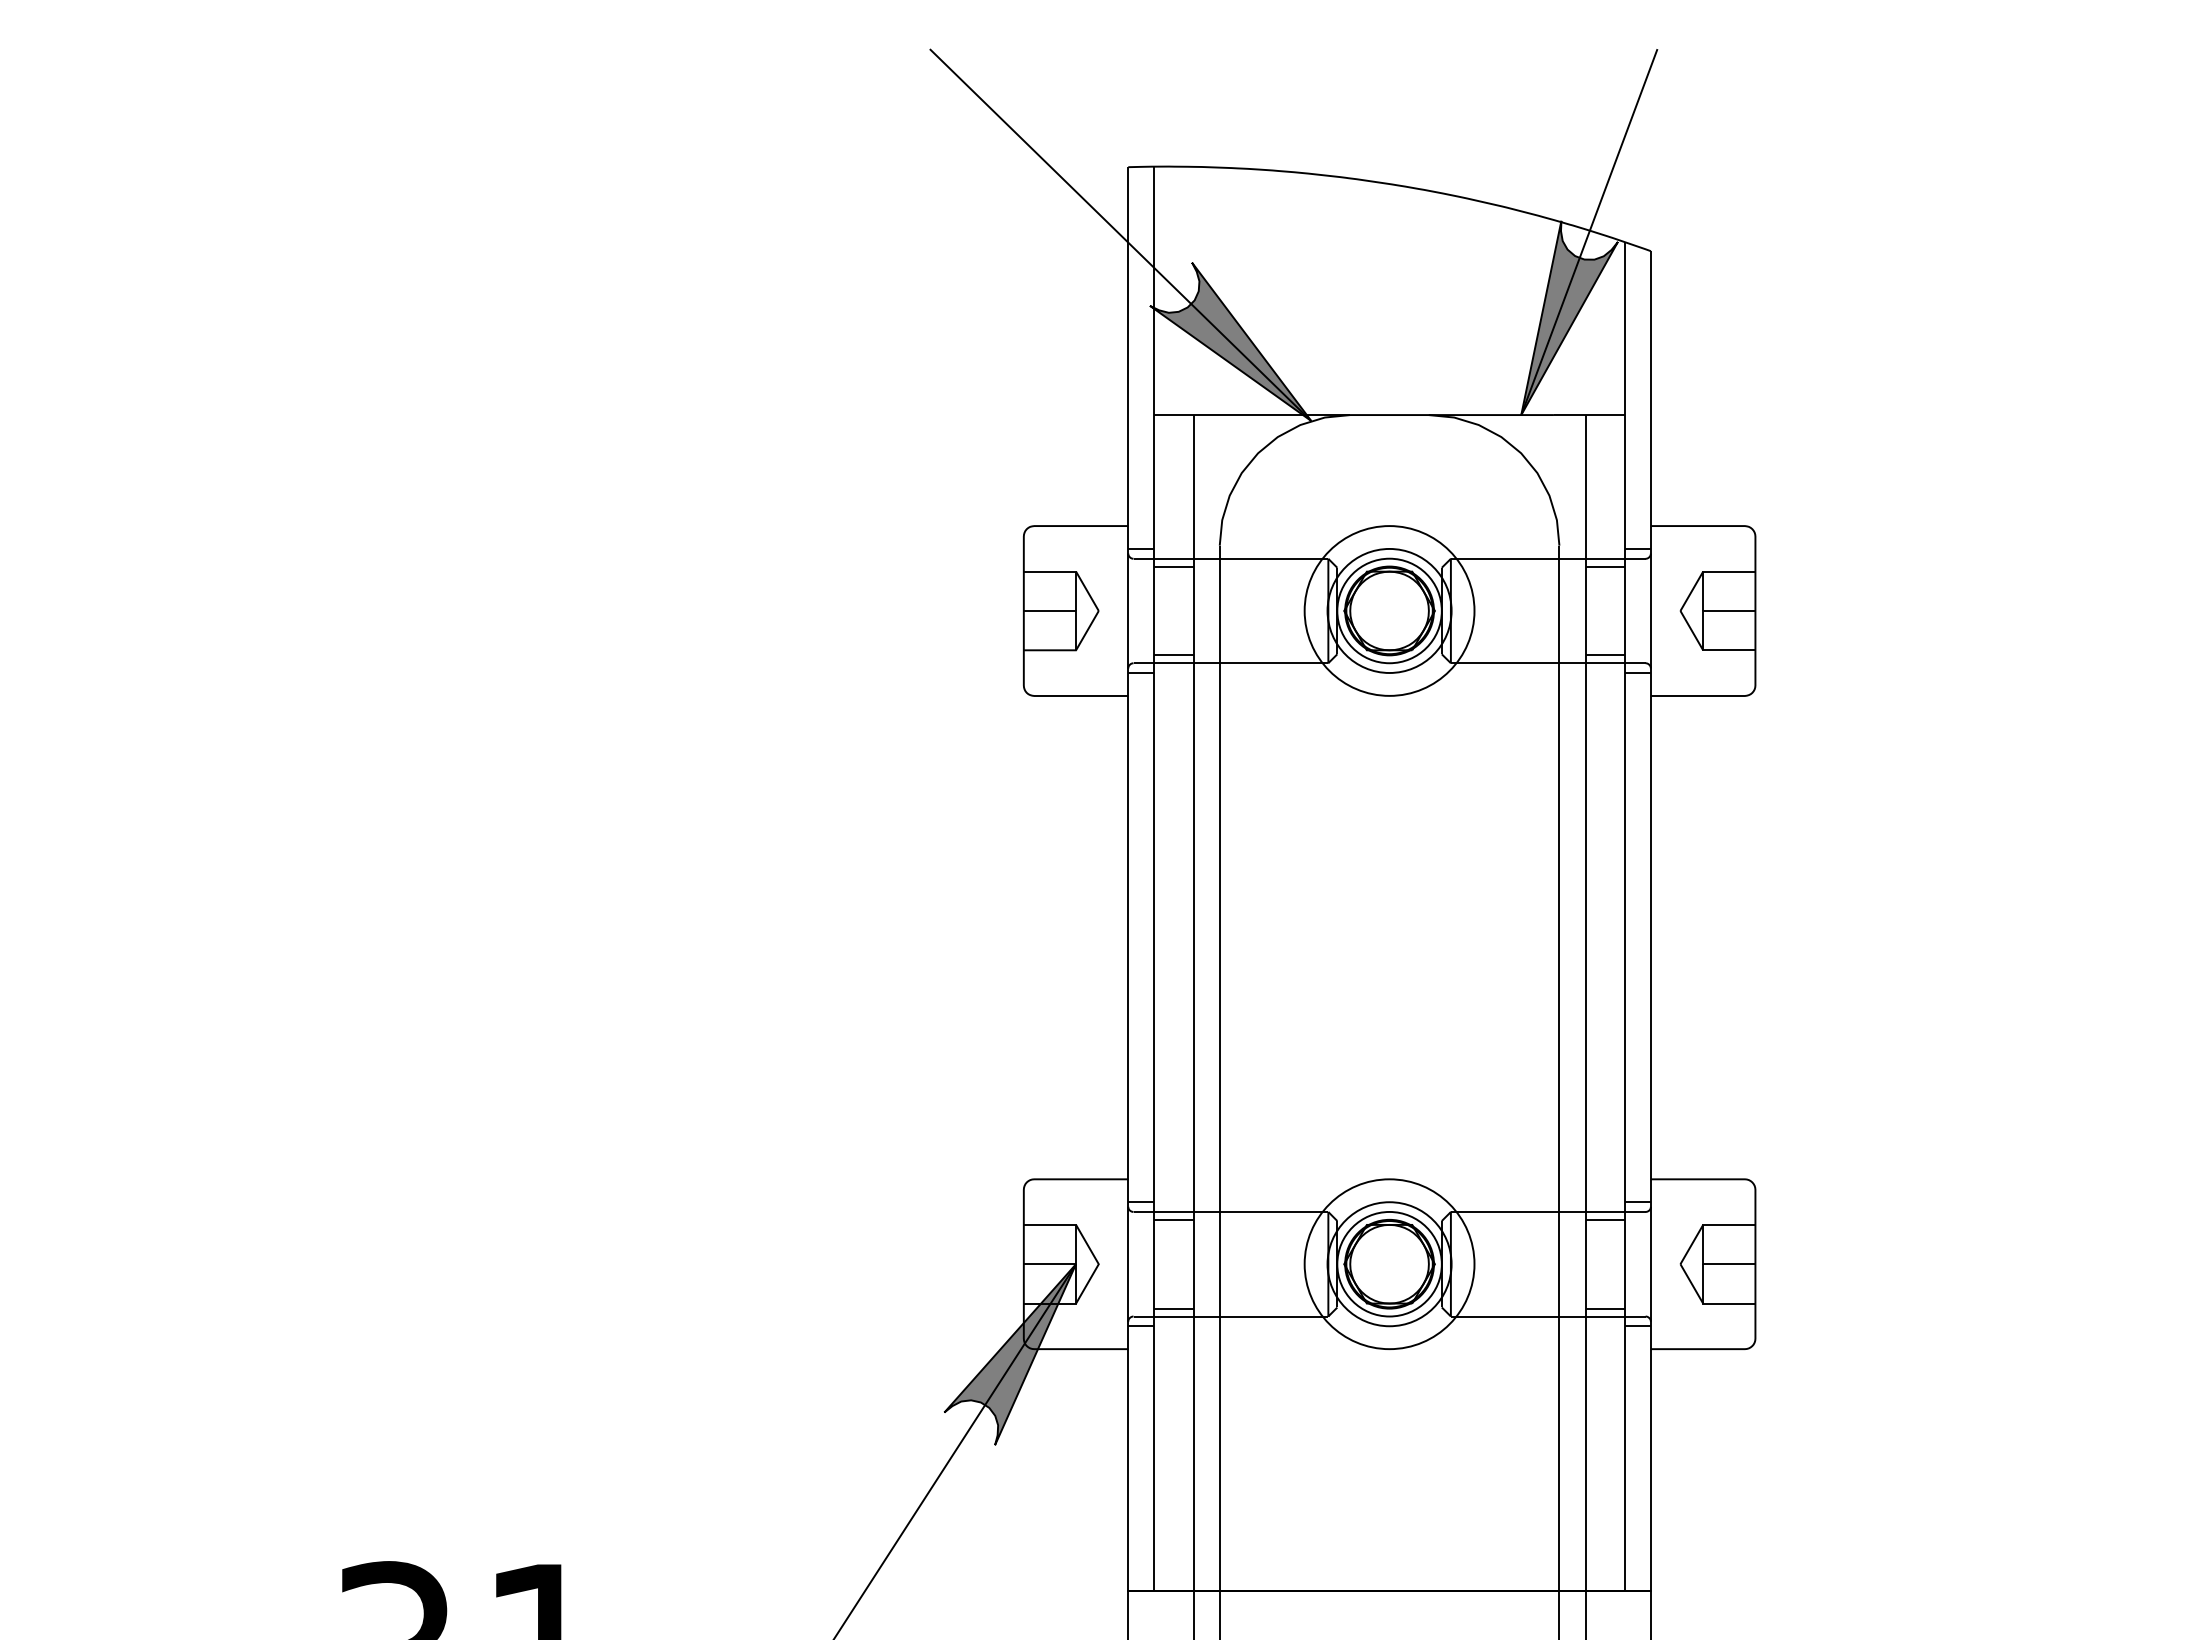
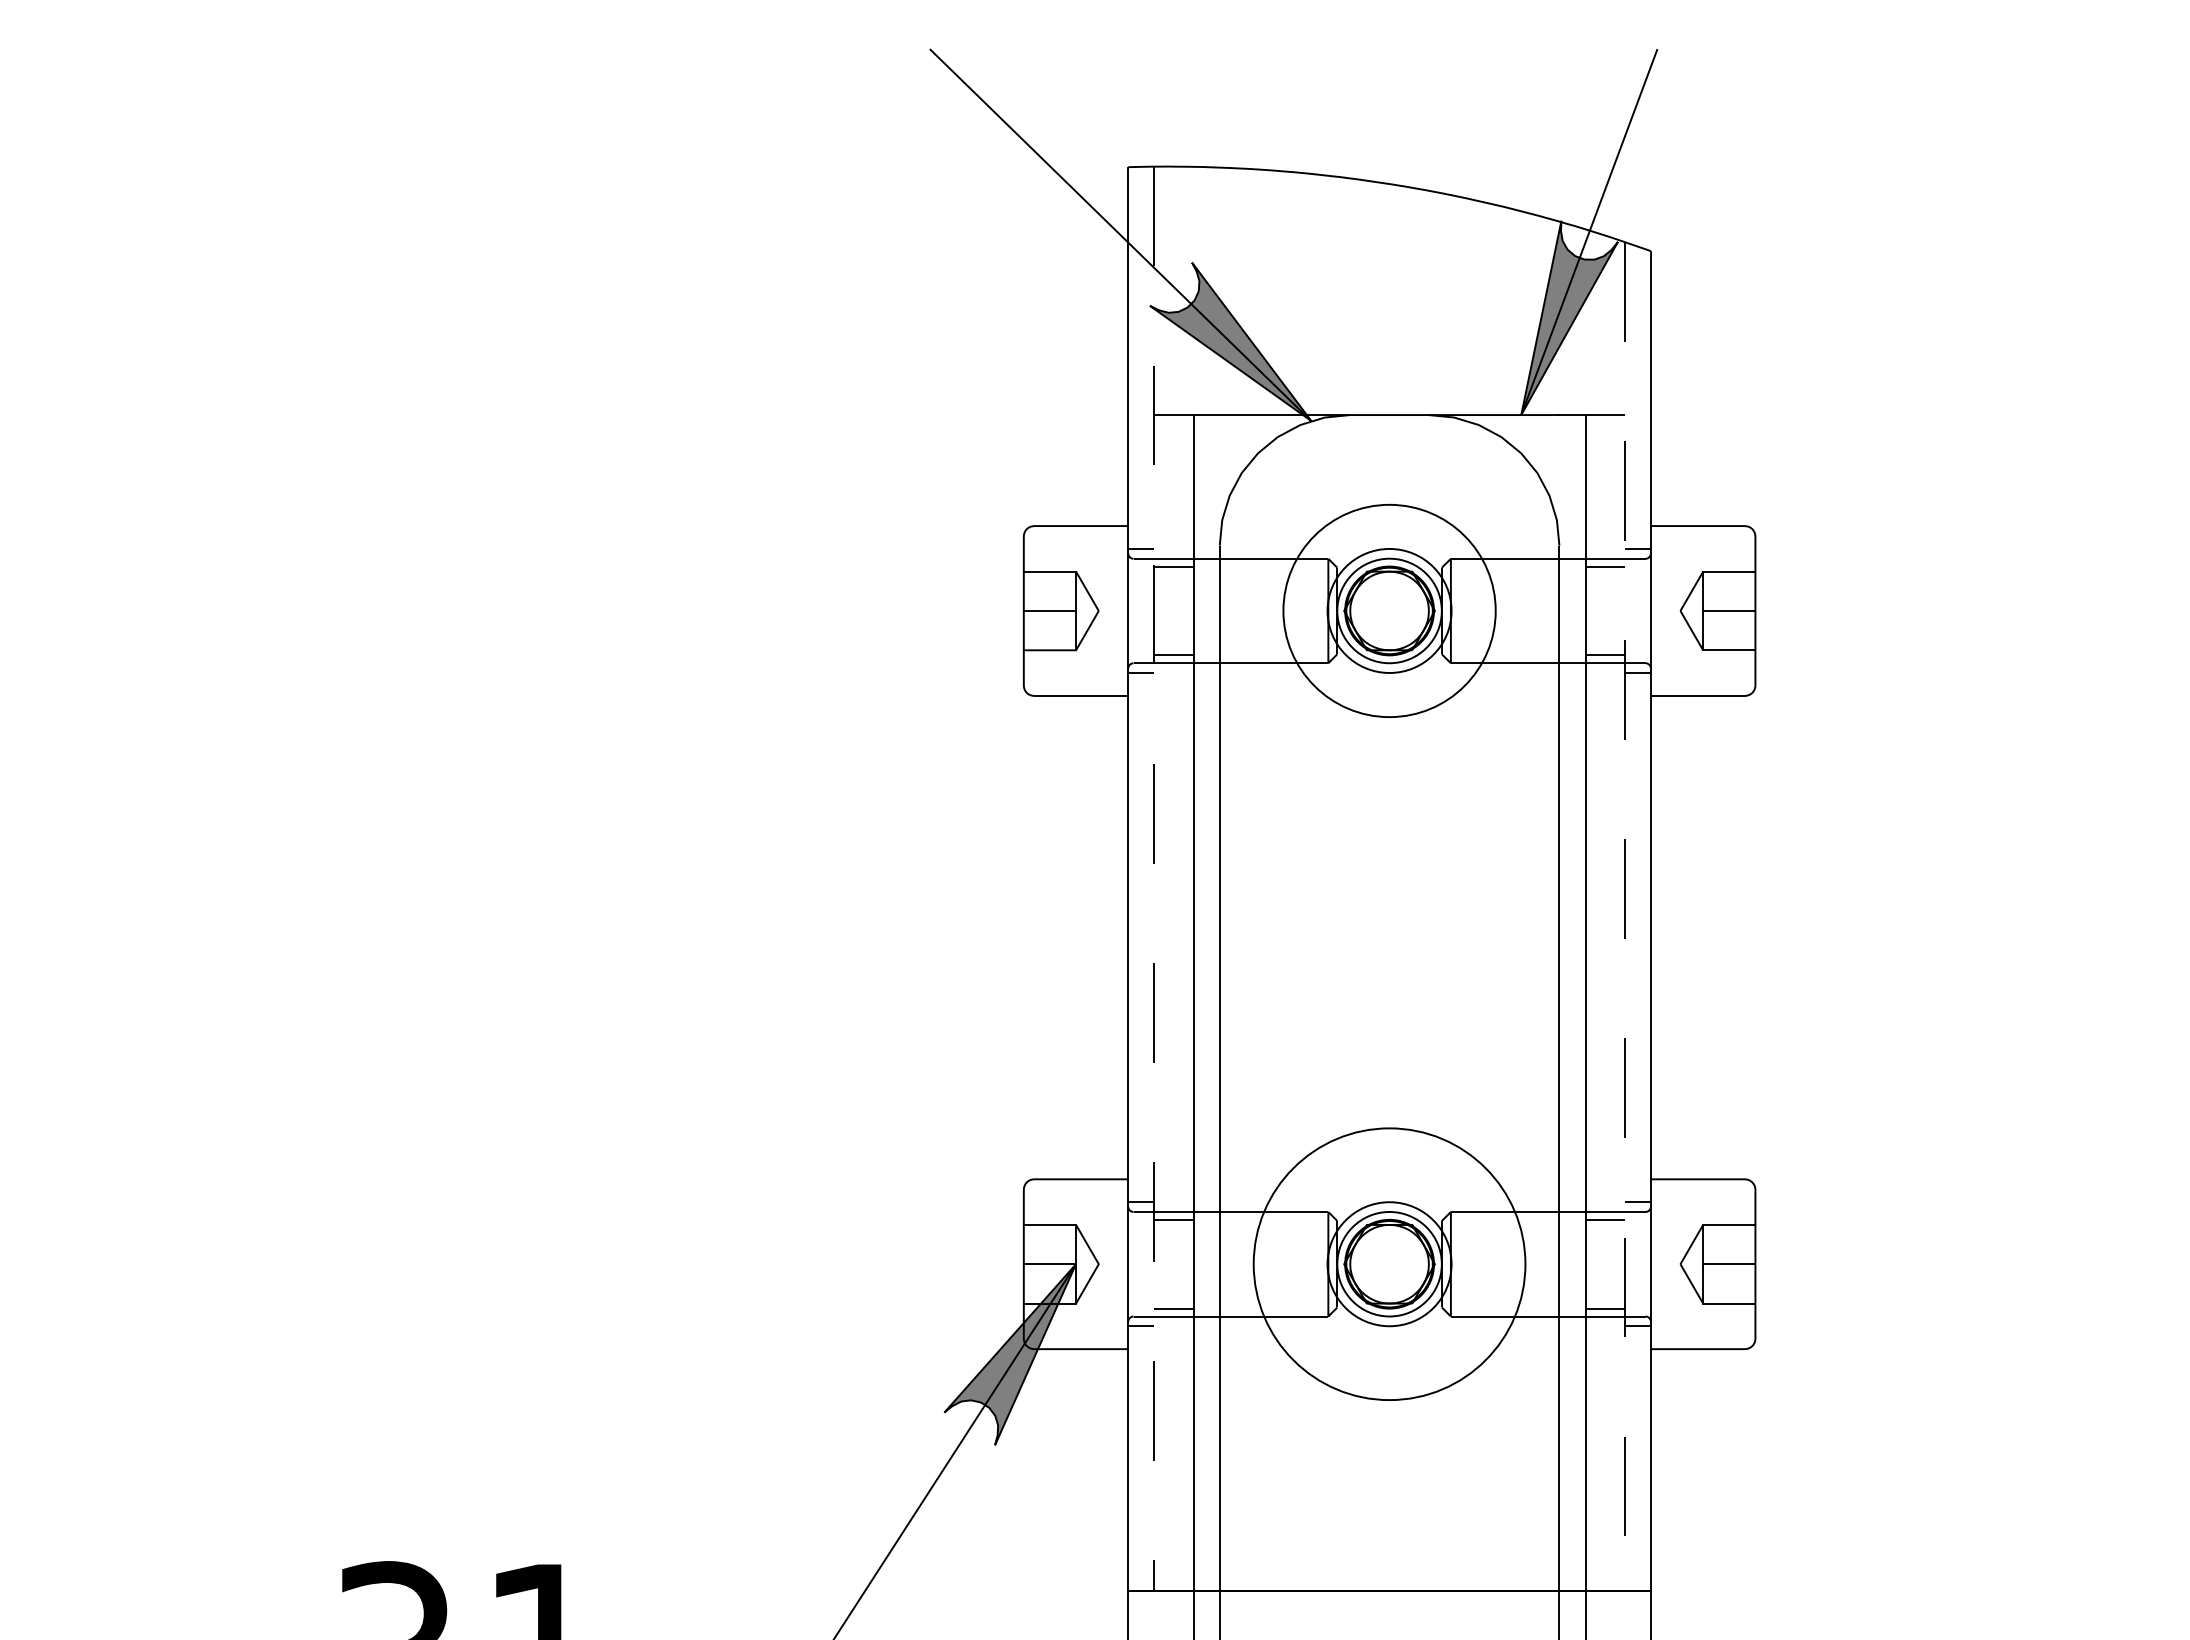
circle diameter: 170 px -> 212 px (1389, 610)
line: solid -> dashed (1154, 879)
line: solid -> dashed (1624, 916)
circle diameter: 170 px -> 272 px (1389, 1264)
